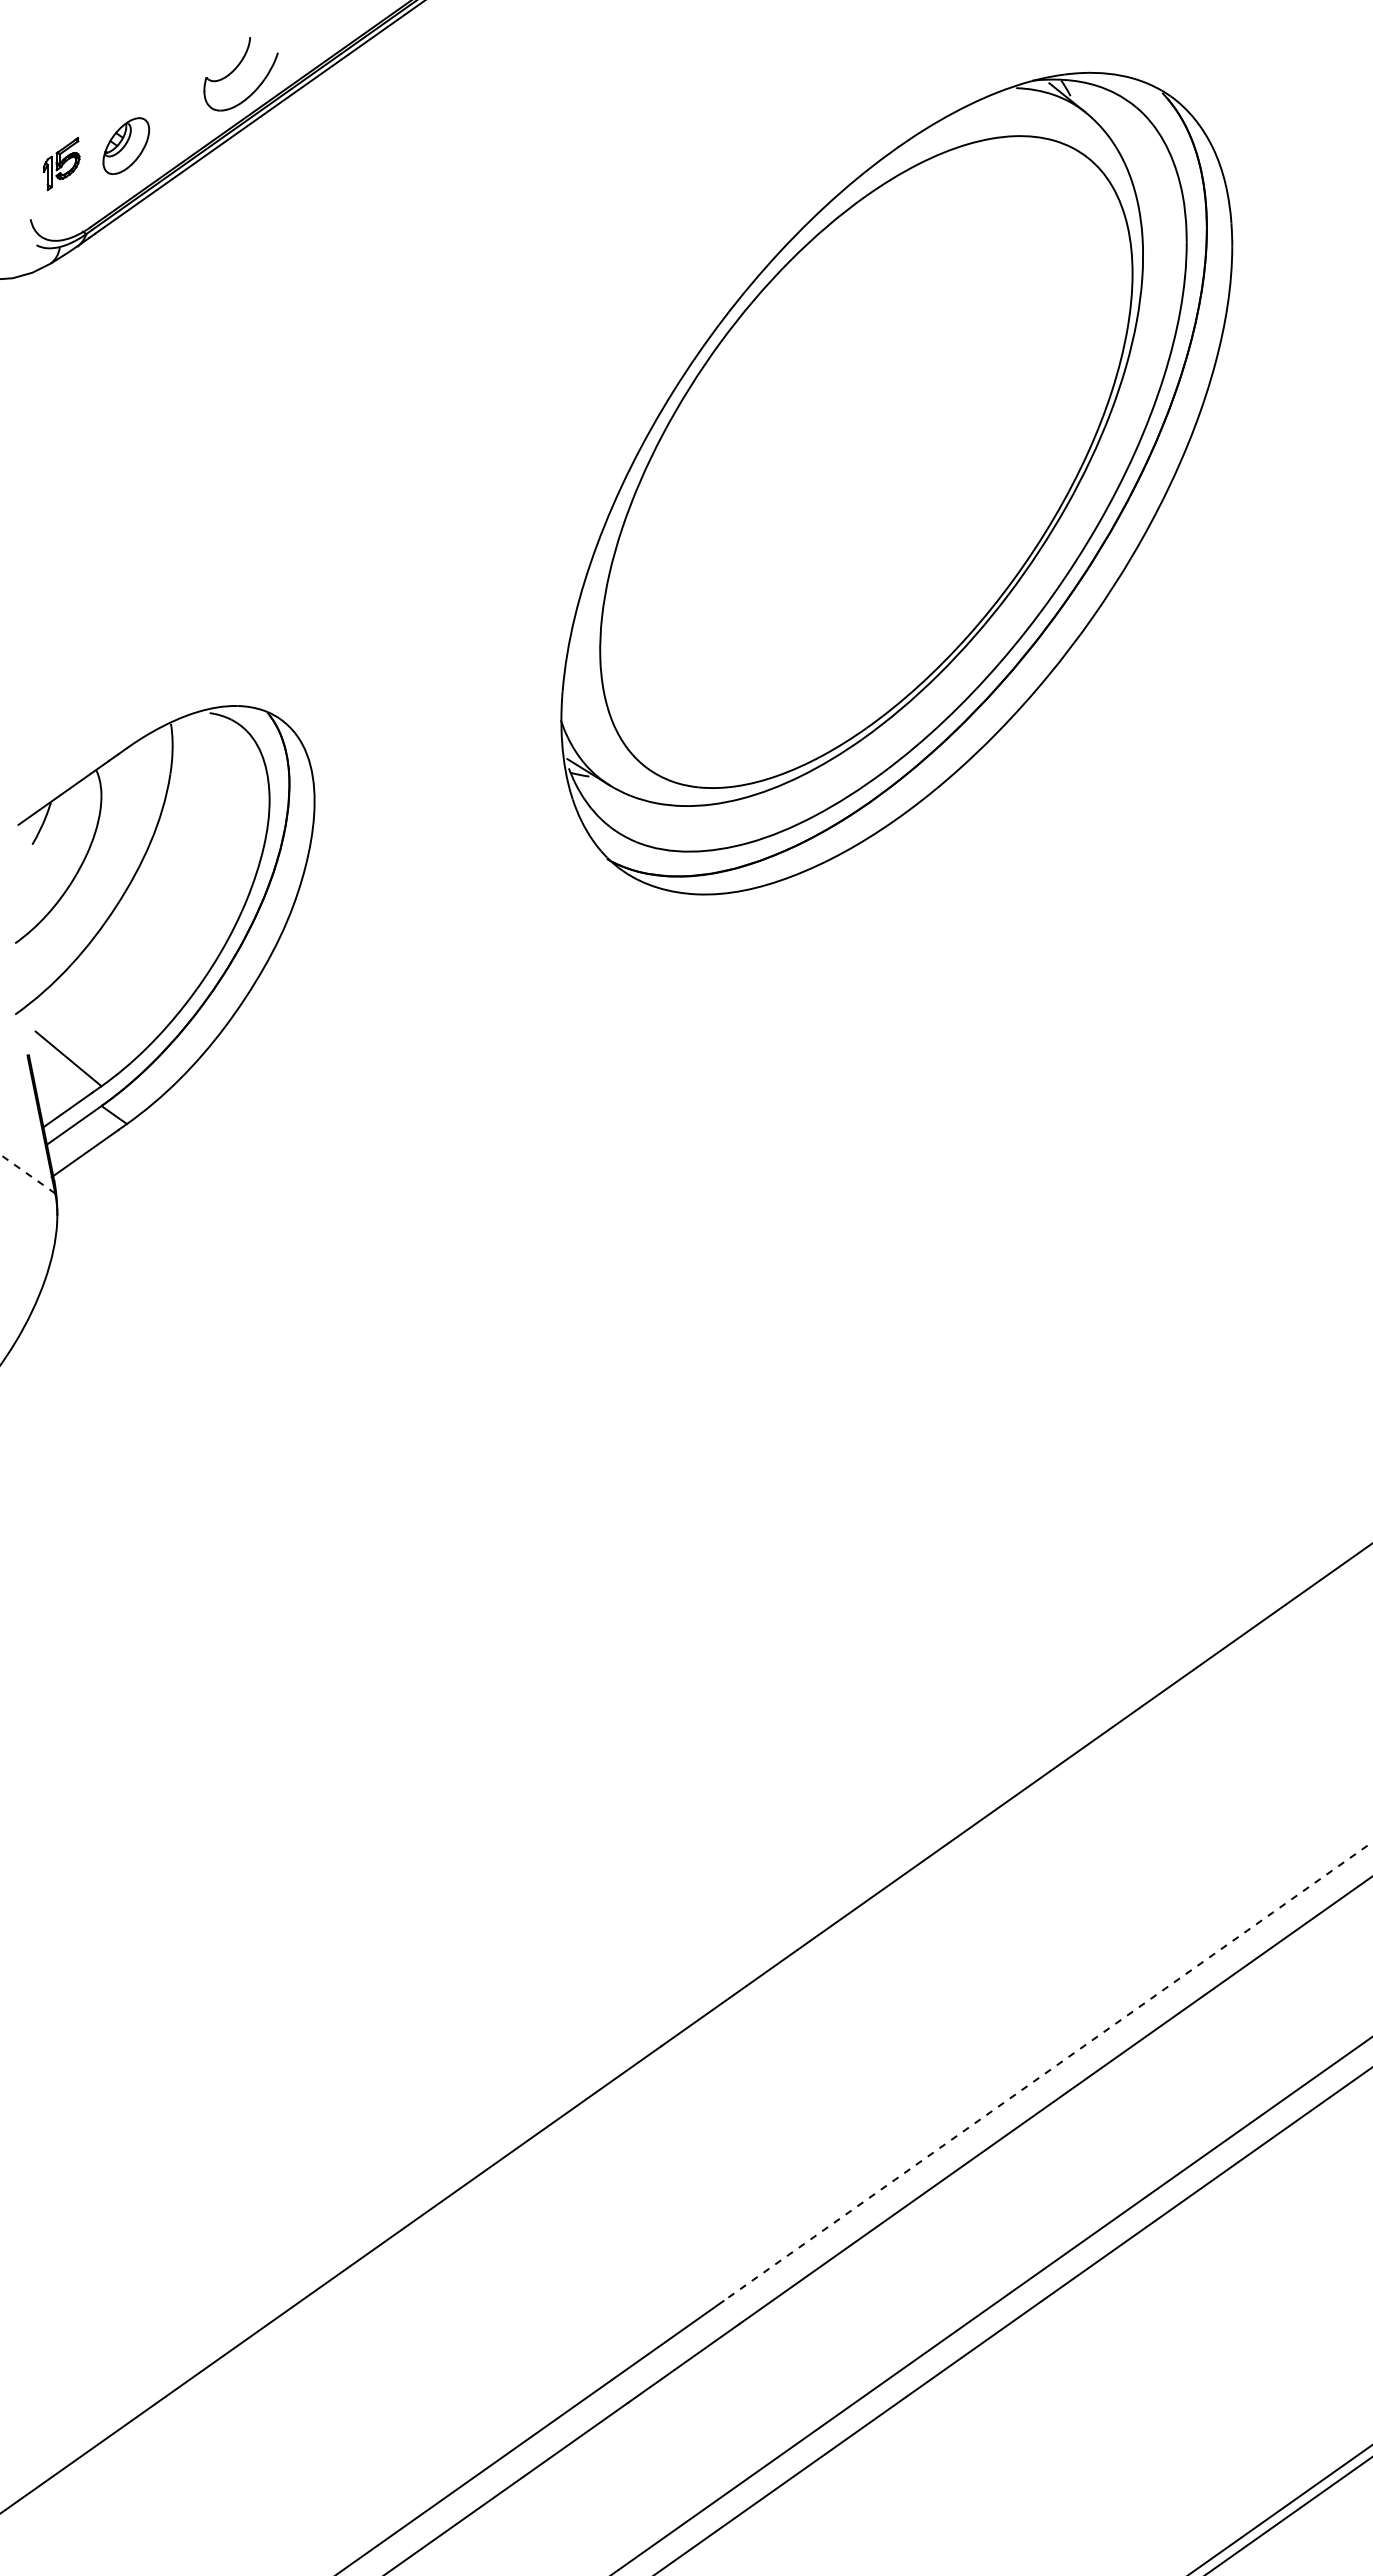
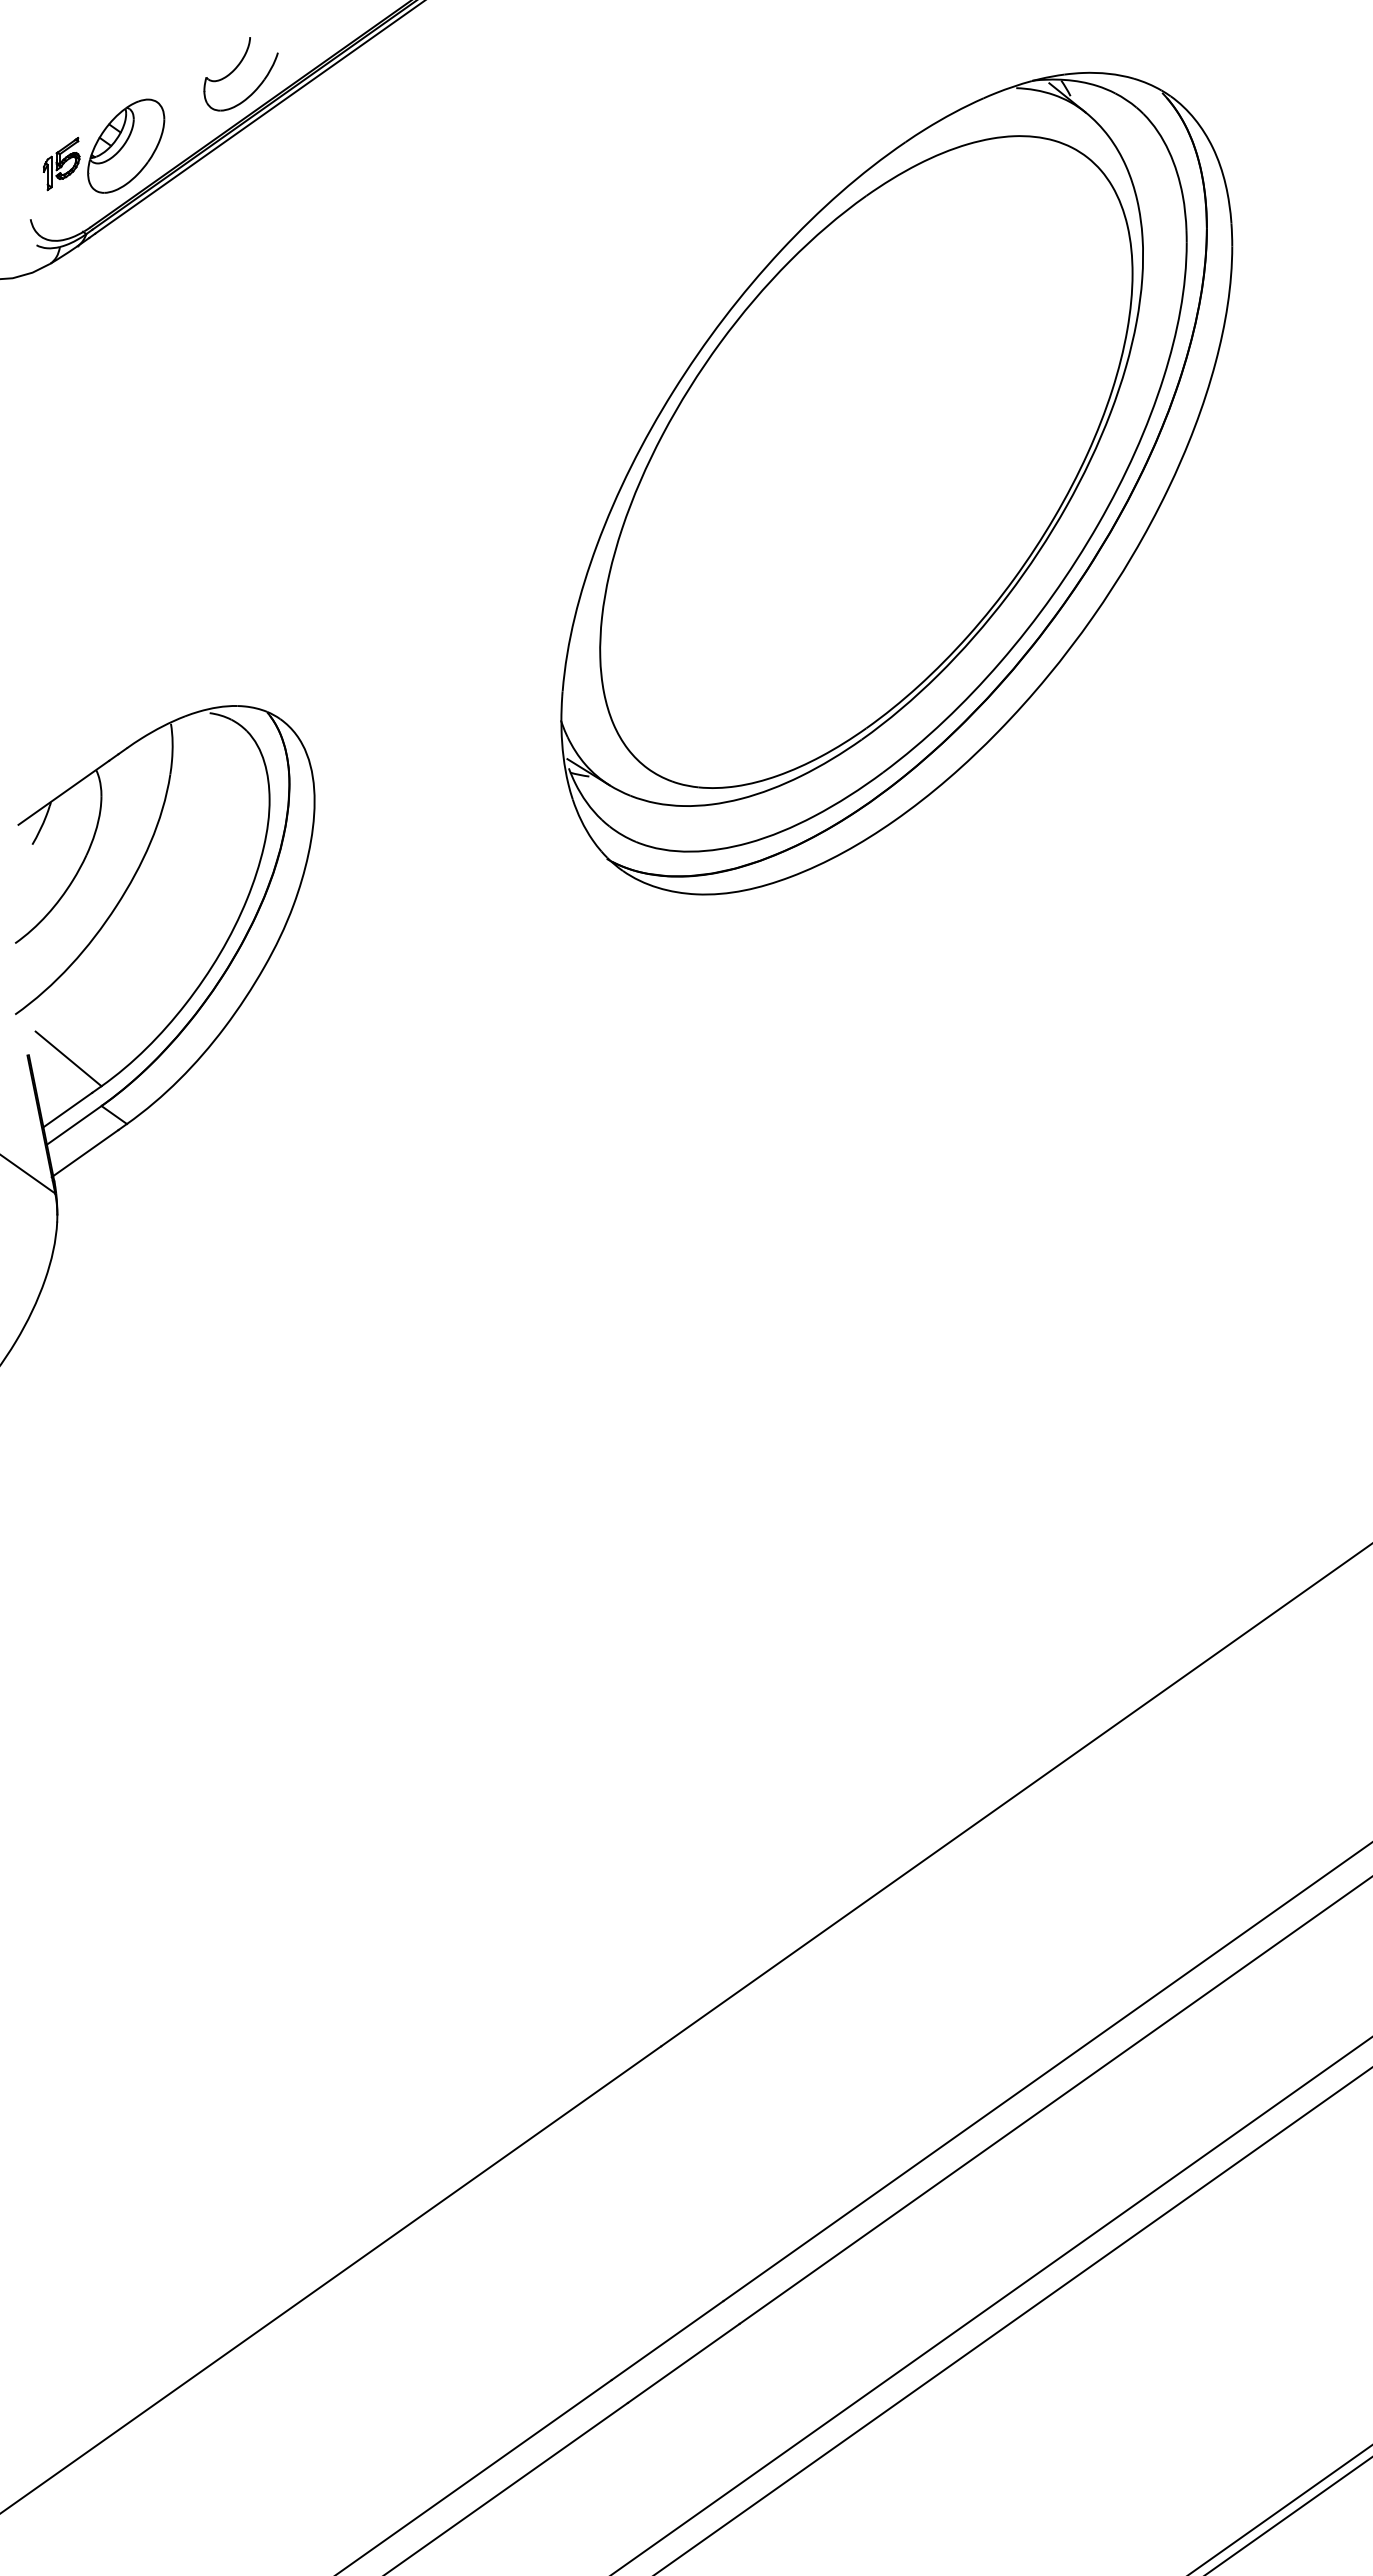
part size: 49x58 px -> 79x96 px (126, 145)
line: dashed -> solid (27, 1173)
line: dashed -> solid (1047, 2071)
